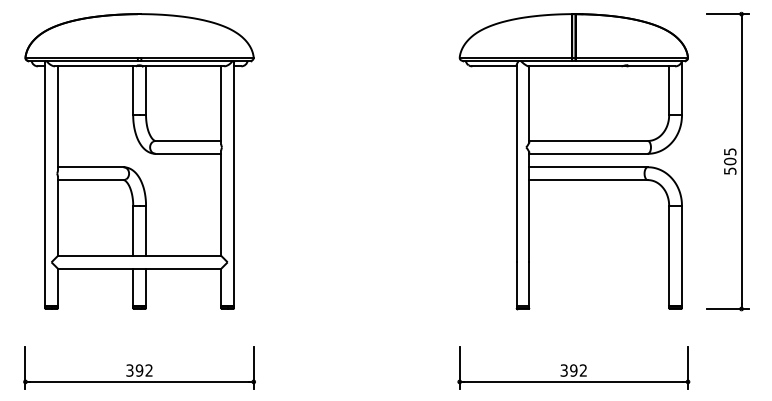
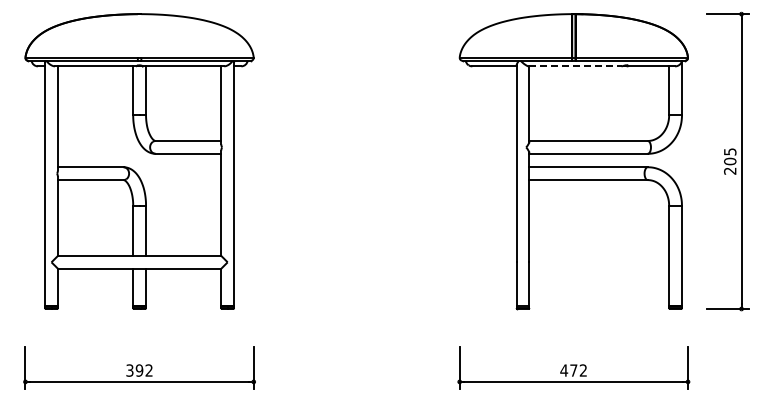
line: solid -> dashed (575, 66)
text: 505 -> 205 (730, 170)
text: 392 -> 472 (568, 370)
